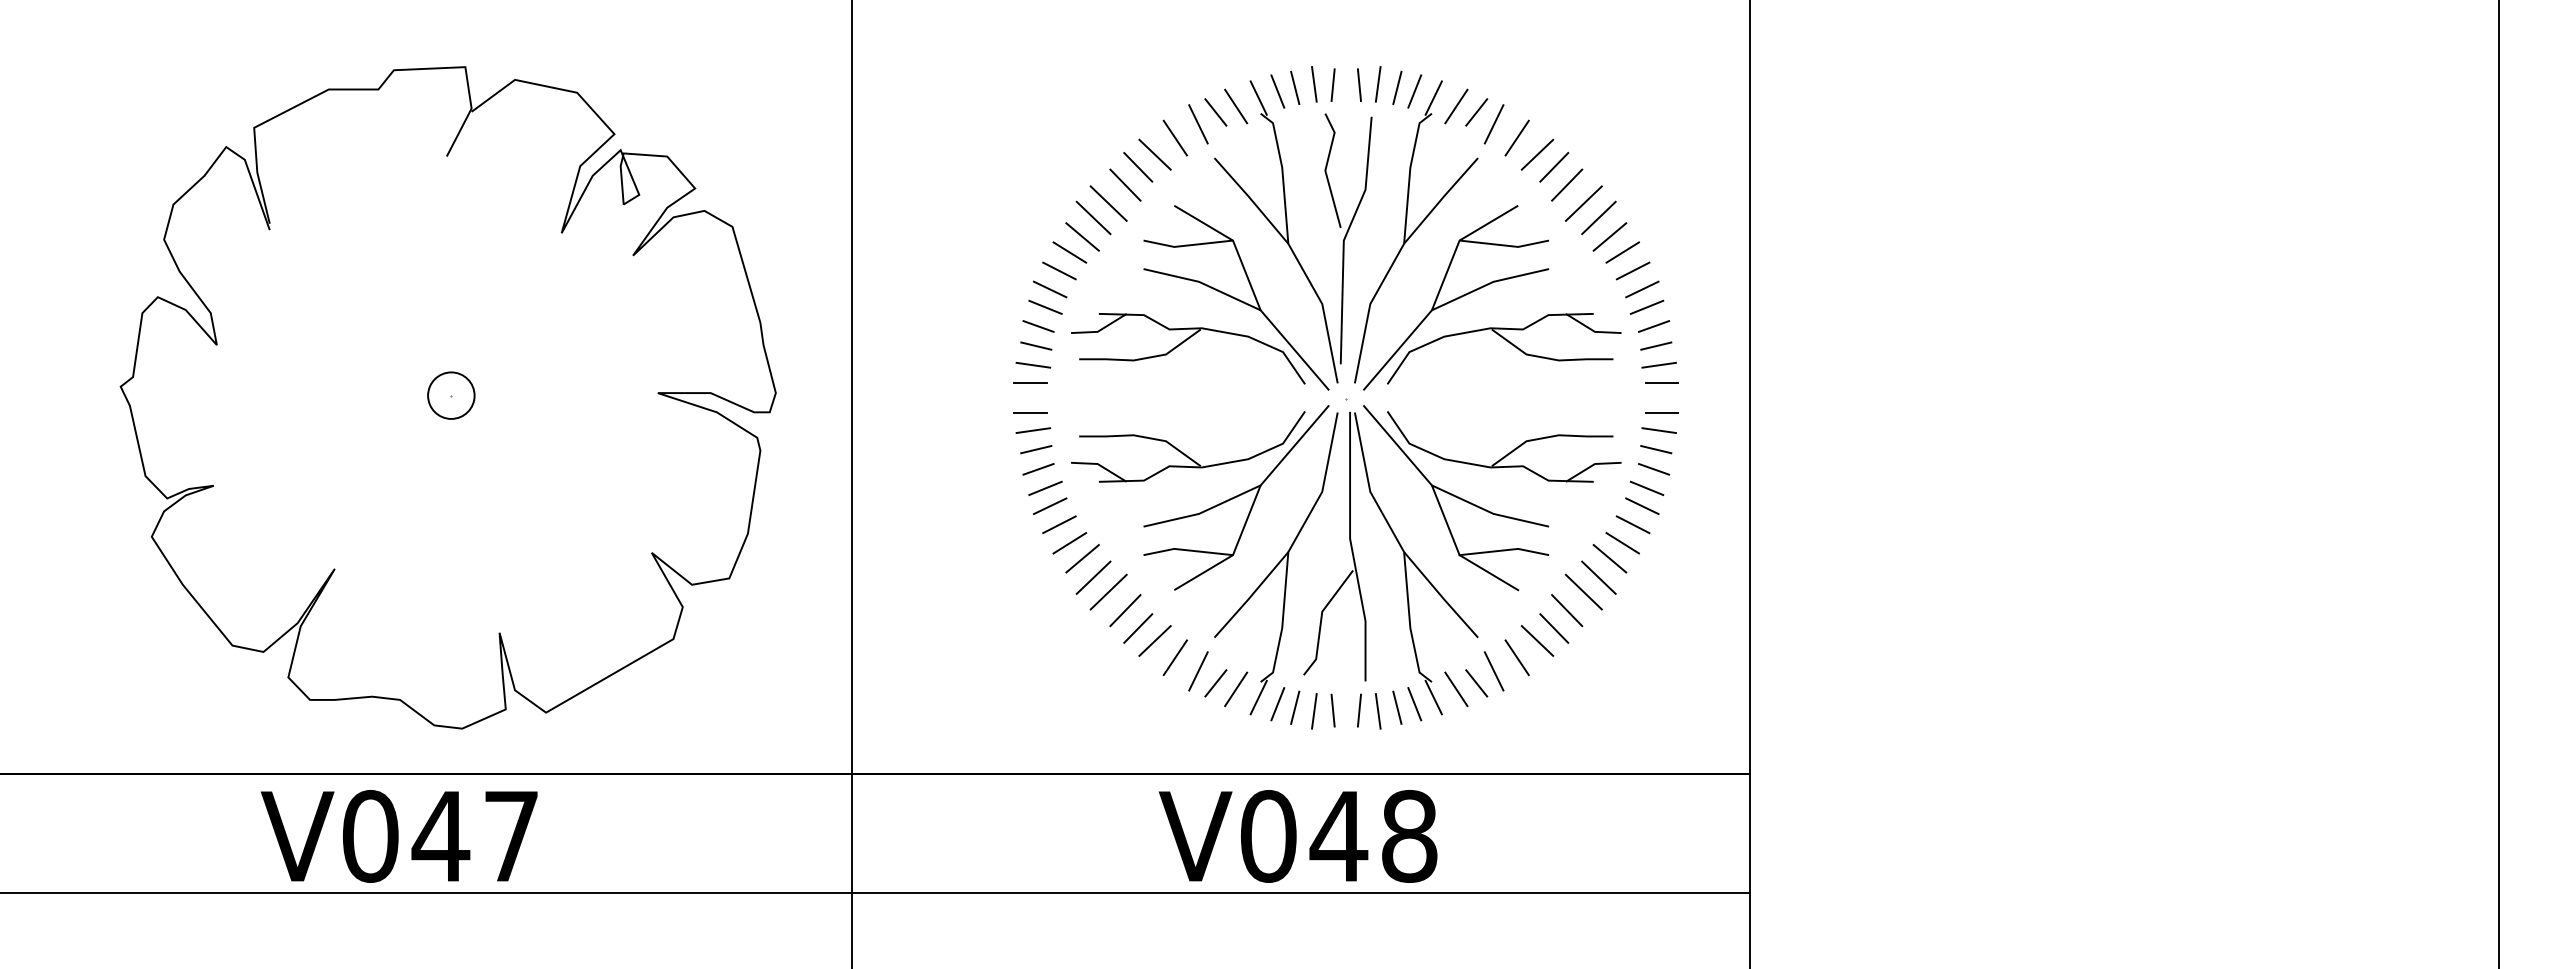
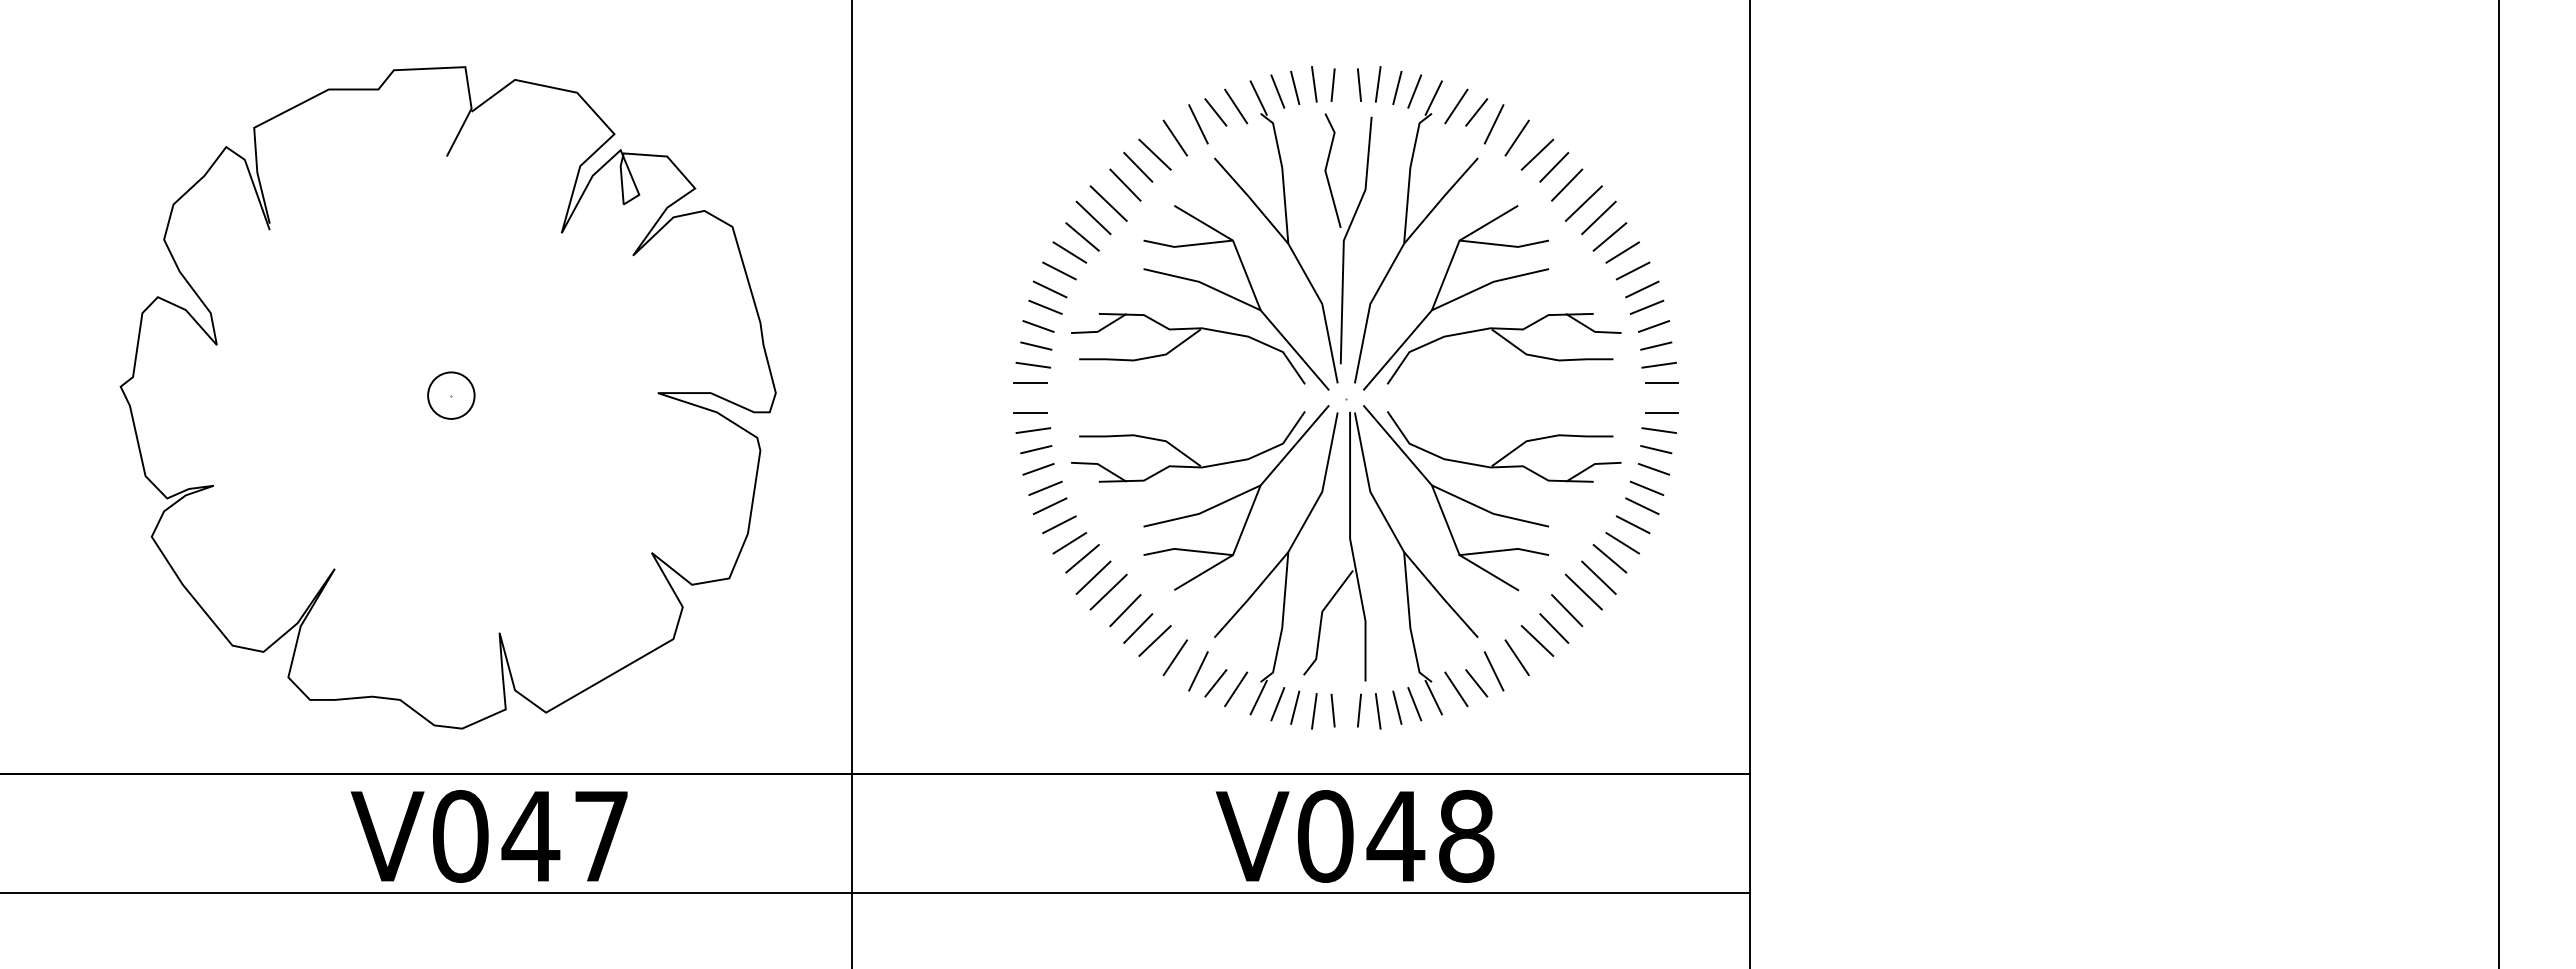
text position: (398, 836) -> (488, 836) (488, 836)
text position: (1297, 836) -> (1354, 836) (1354, 836)
